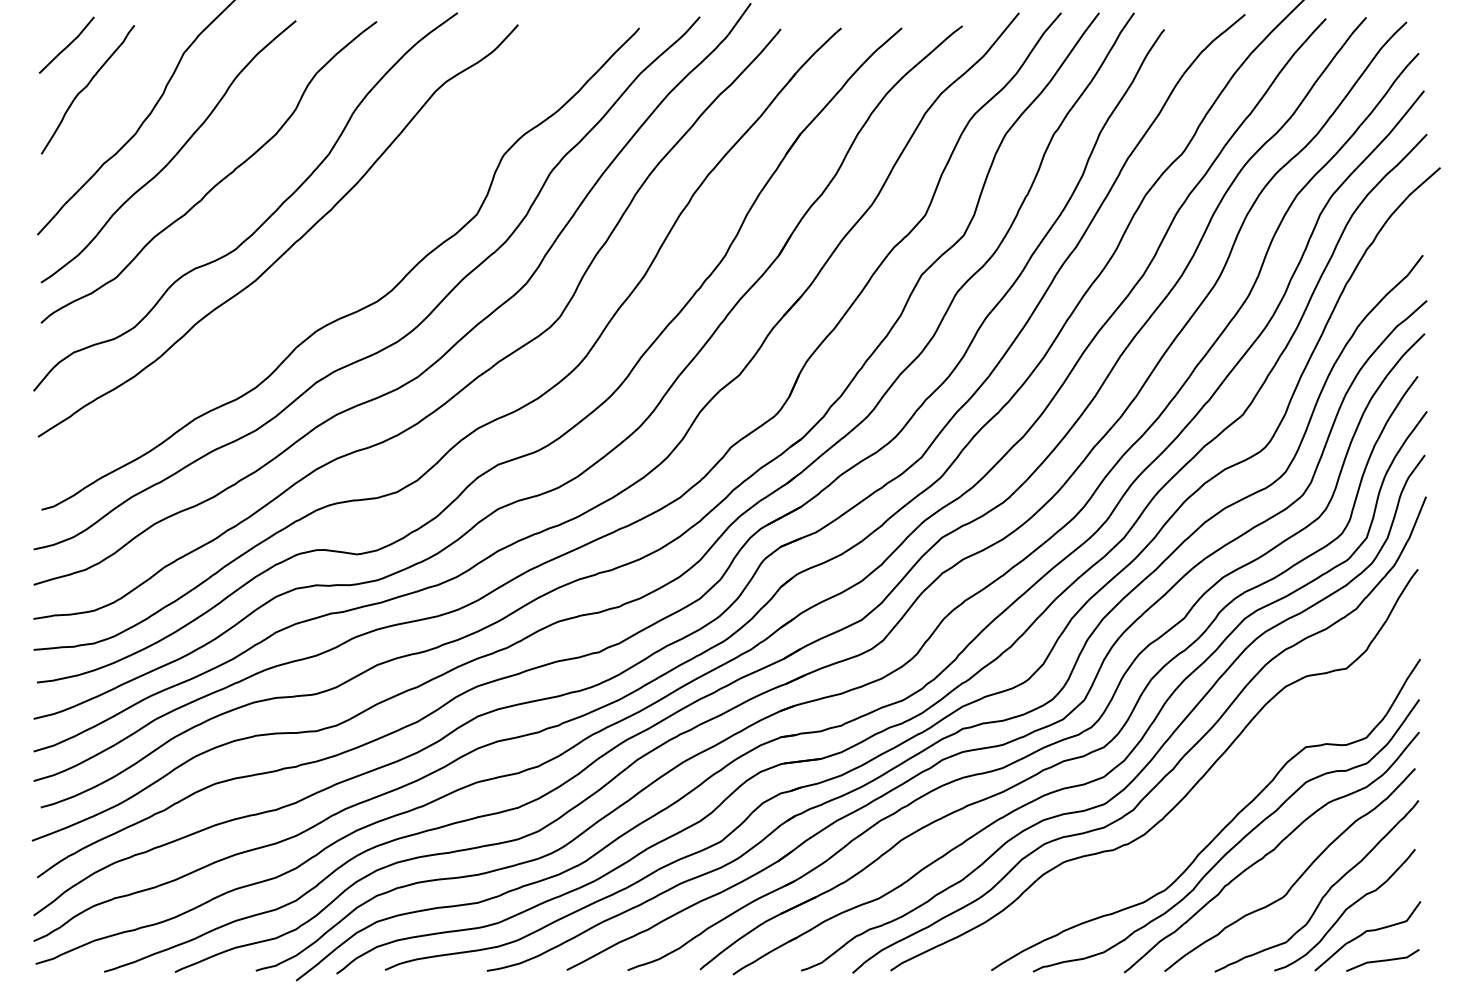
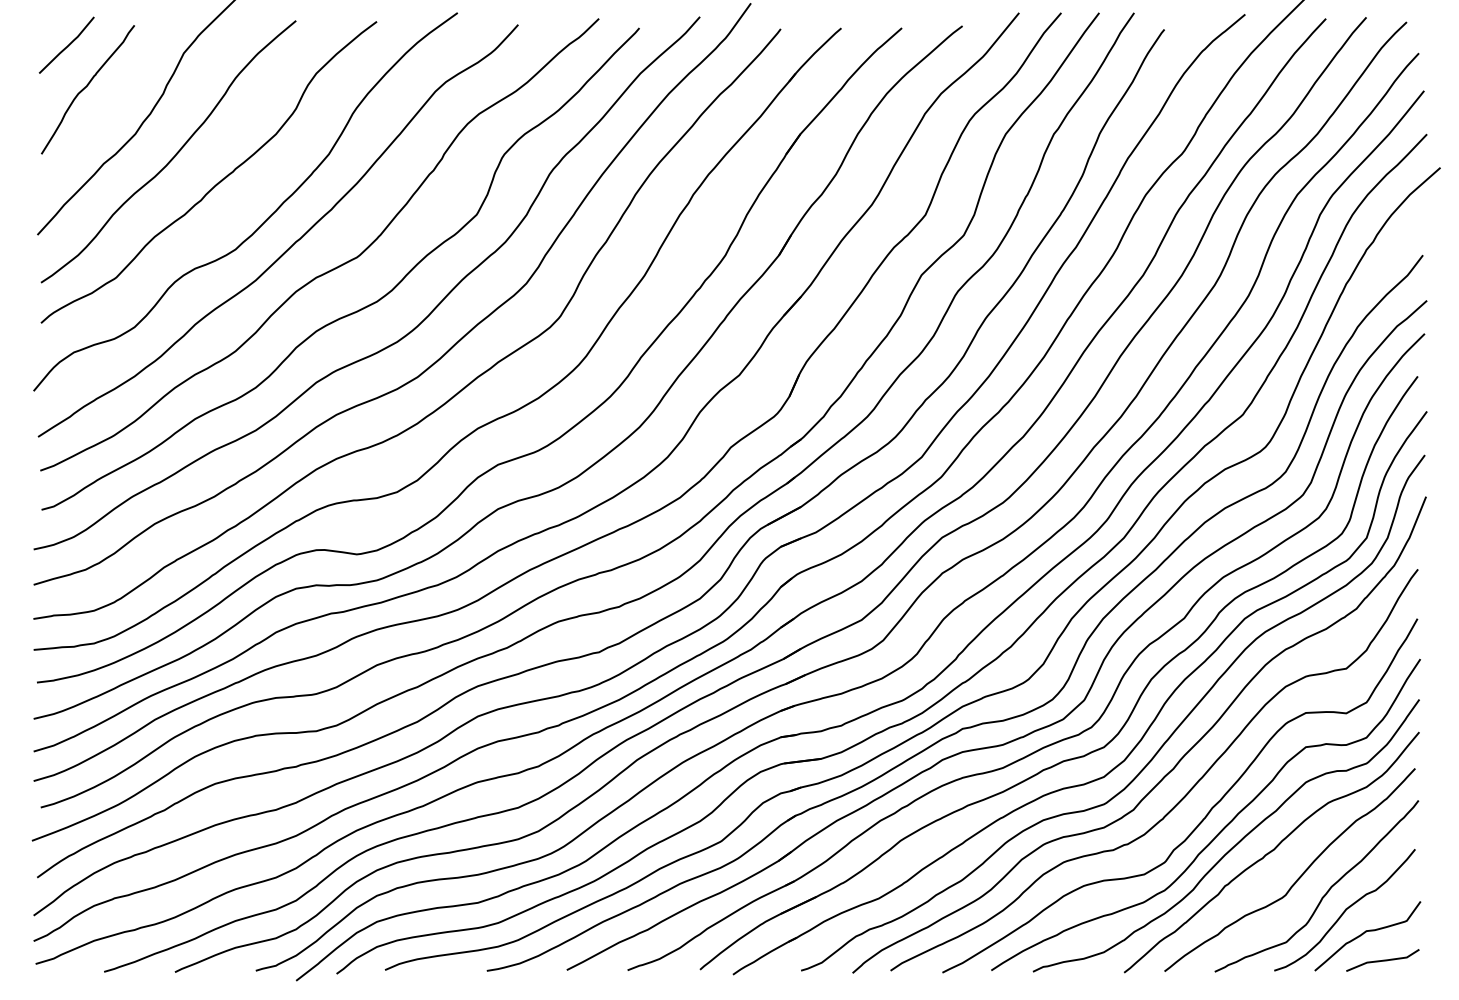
curve: none -> present (332, 268)
curve: none -> present (1207, 812)
